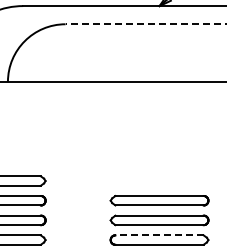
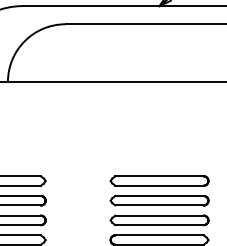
line: dashed -> solid (145, 24)
part: none -> present (159, 180)
line: dashed -> solid (159, 235)
